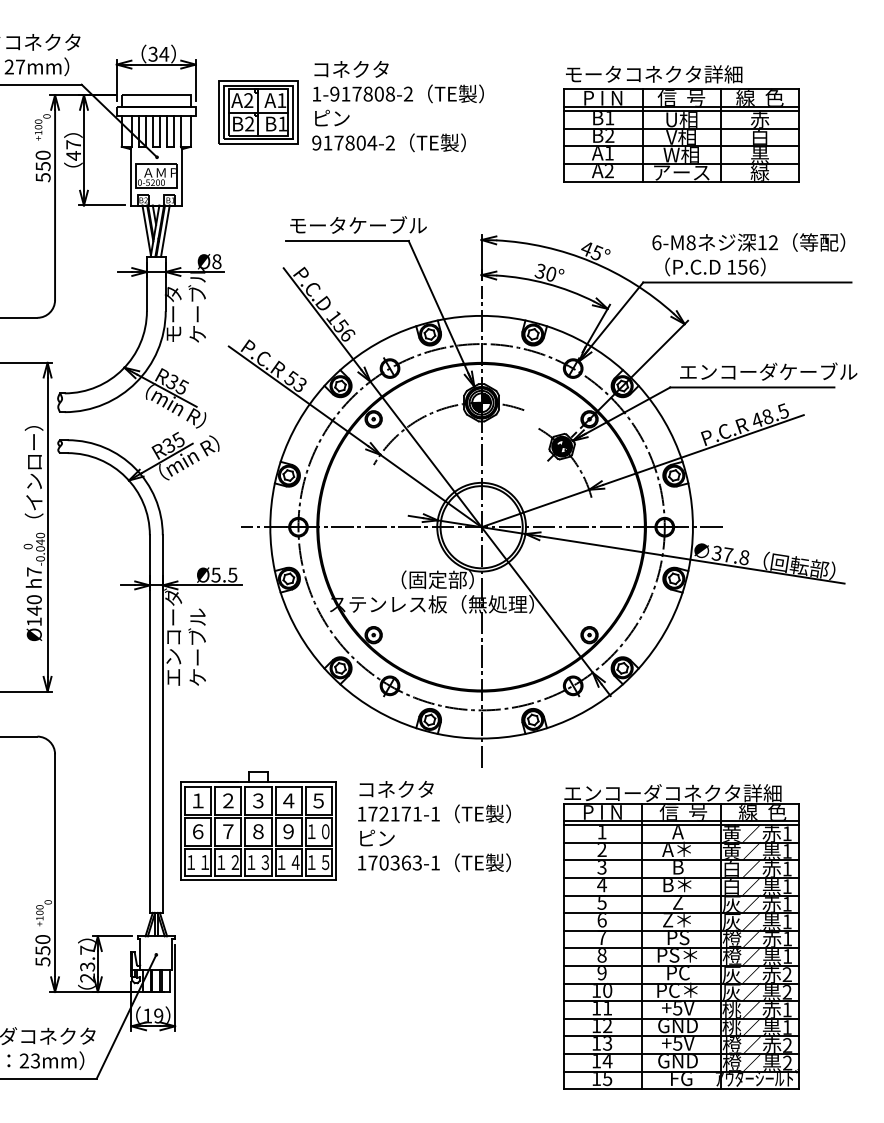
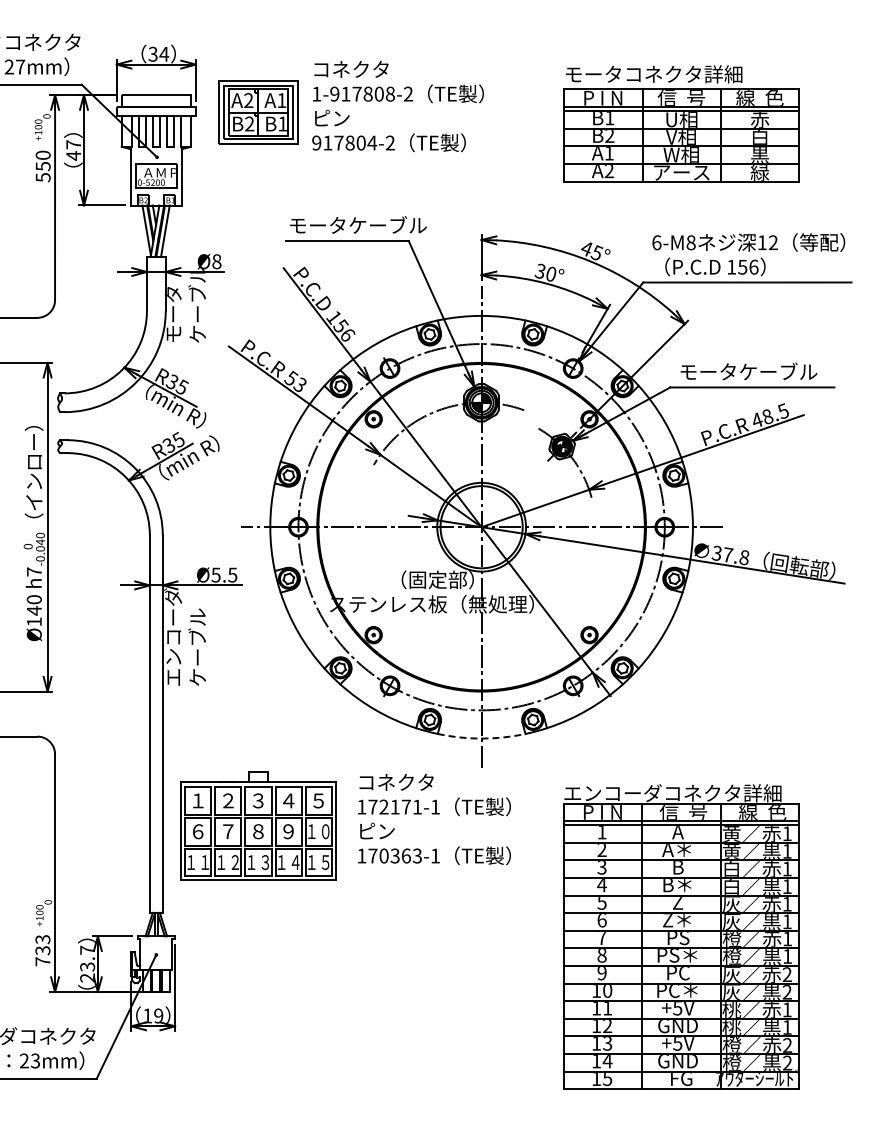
text: エンコーダケーブル -> モータケーブル (768, 371)
arc: solid -> dashed (481, 738)
text position: (434, 825) -> (434, 818) (434, 818)
text: 550 -> 733 (42, 950)
